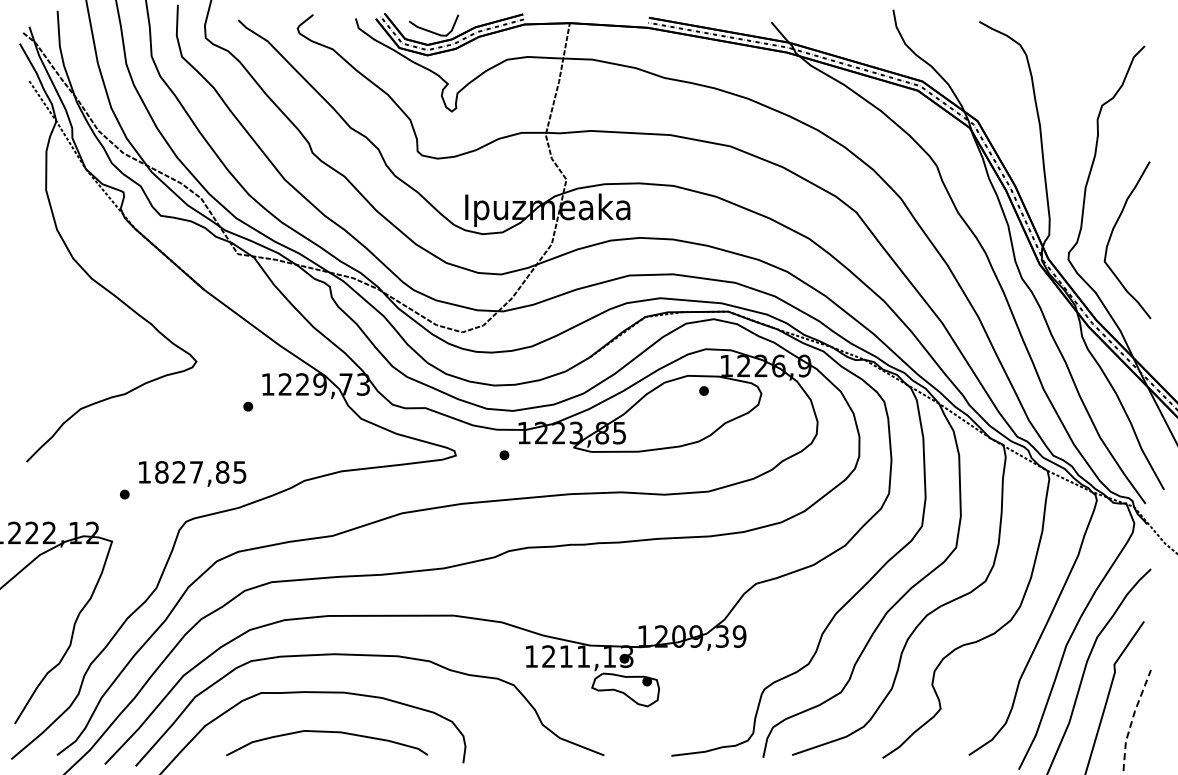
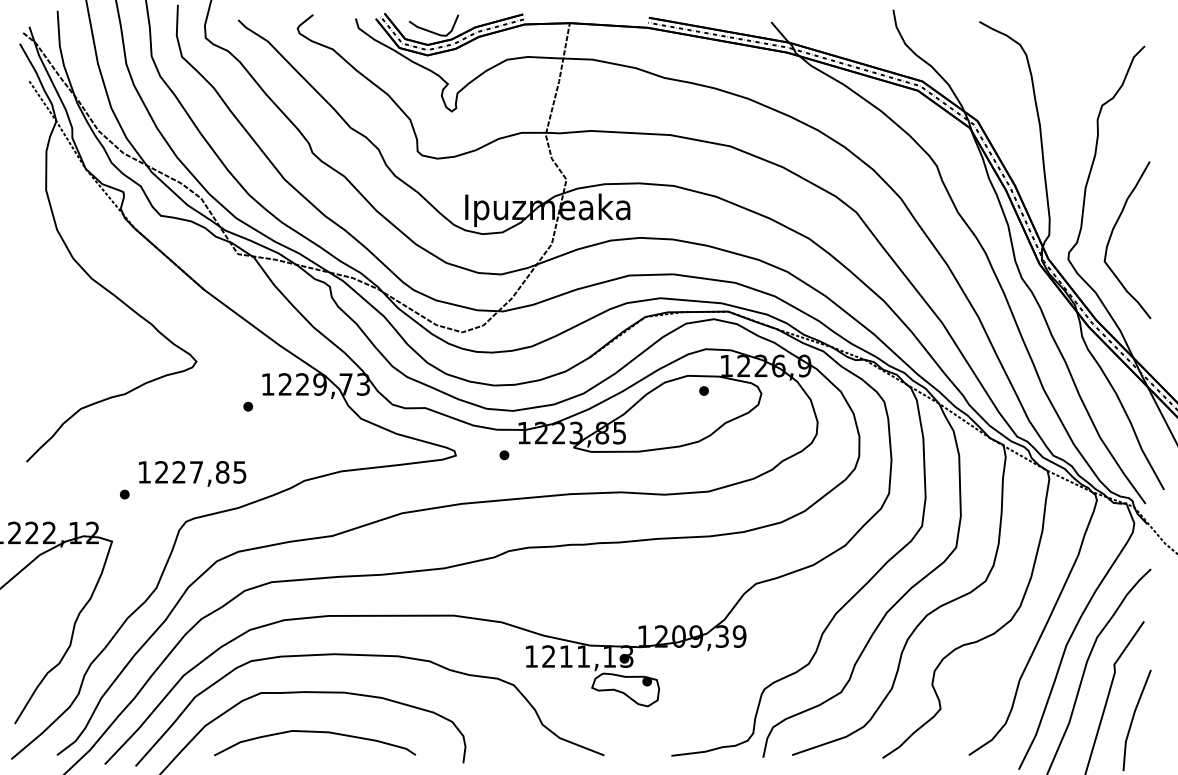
text: 1827,85 -> 1227,85 (161, 472)
line: dashed -> solid (1132, 718)
curve position: (327, 732) -> (315, 732) (315, 732)
